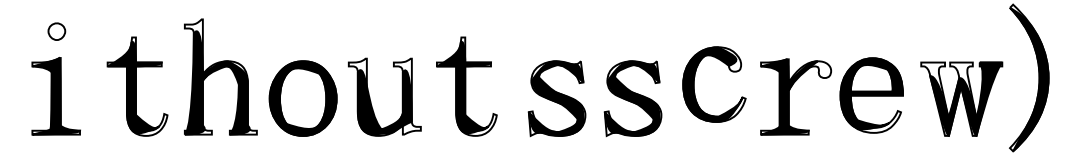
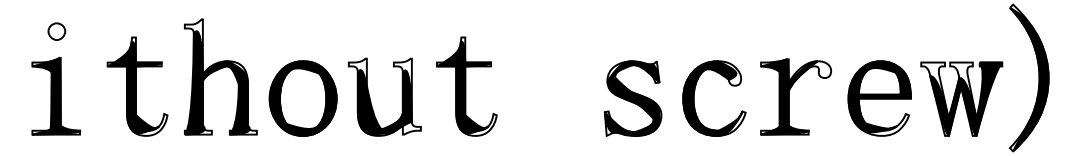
part position: (694, 84) -> (694, 98) (694, 98)
part position: (871, 95) -> (879, 98) (879, 98)
part: present -> none (556, 98)
